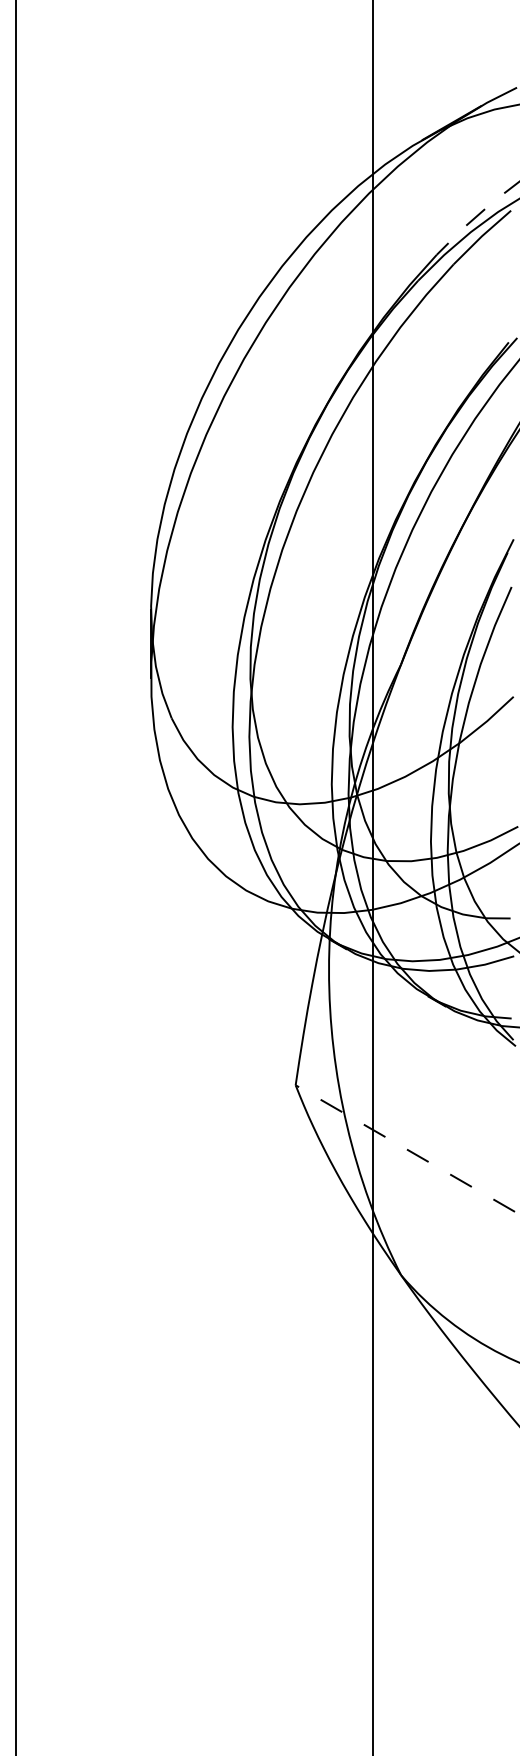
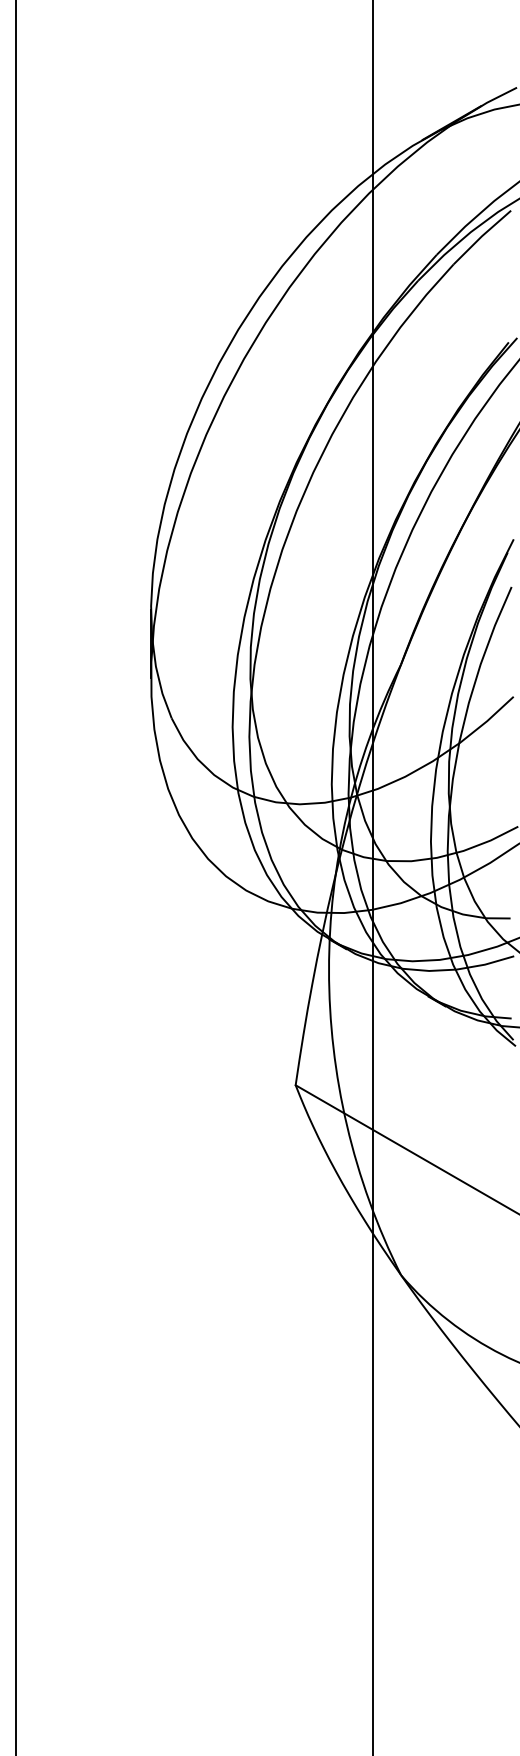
line: dashed -> solid (476, 216)
line: dashed -> solid (407, 1149)
